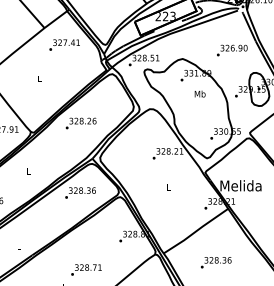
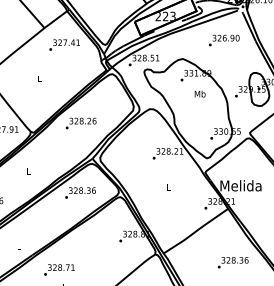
text position: (232, 50) -> (224, 40) (224, 40)
text position: (216, 262) -> (233, 262) (233, 262)
text position: (86, 269) -> (59, 269) (59, 269)
